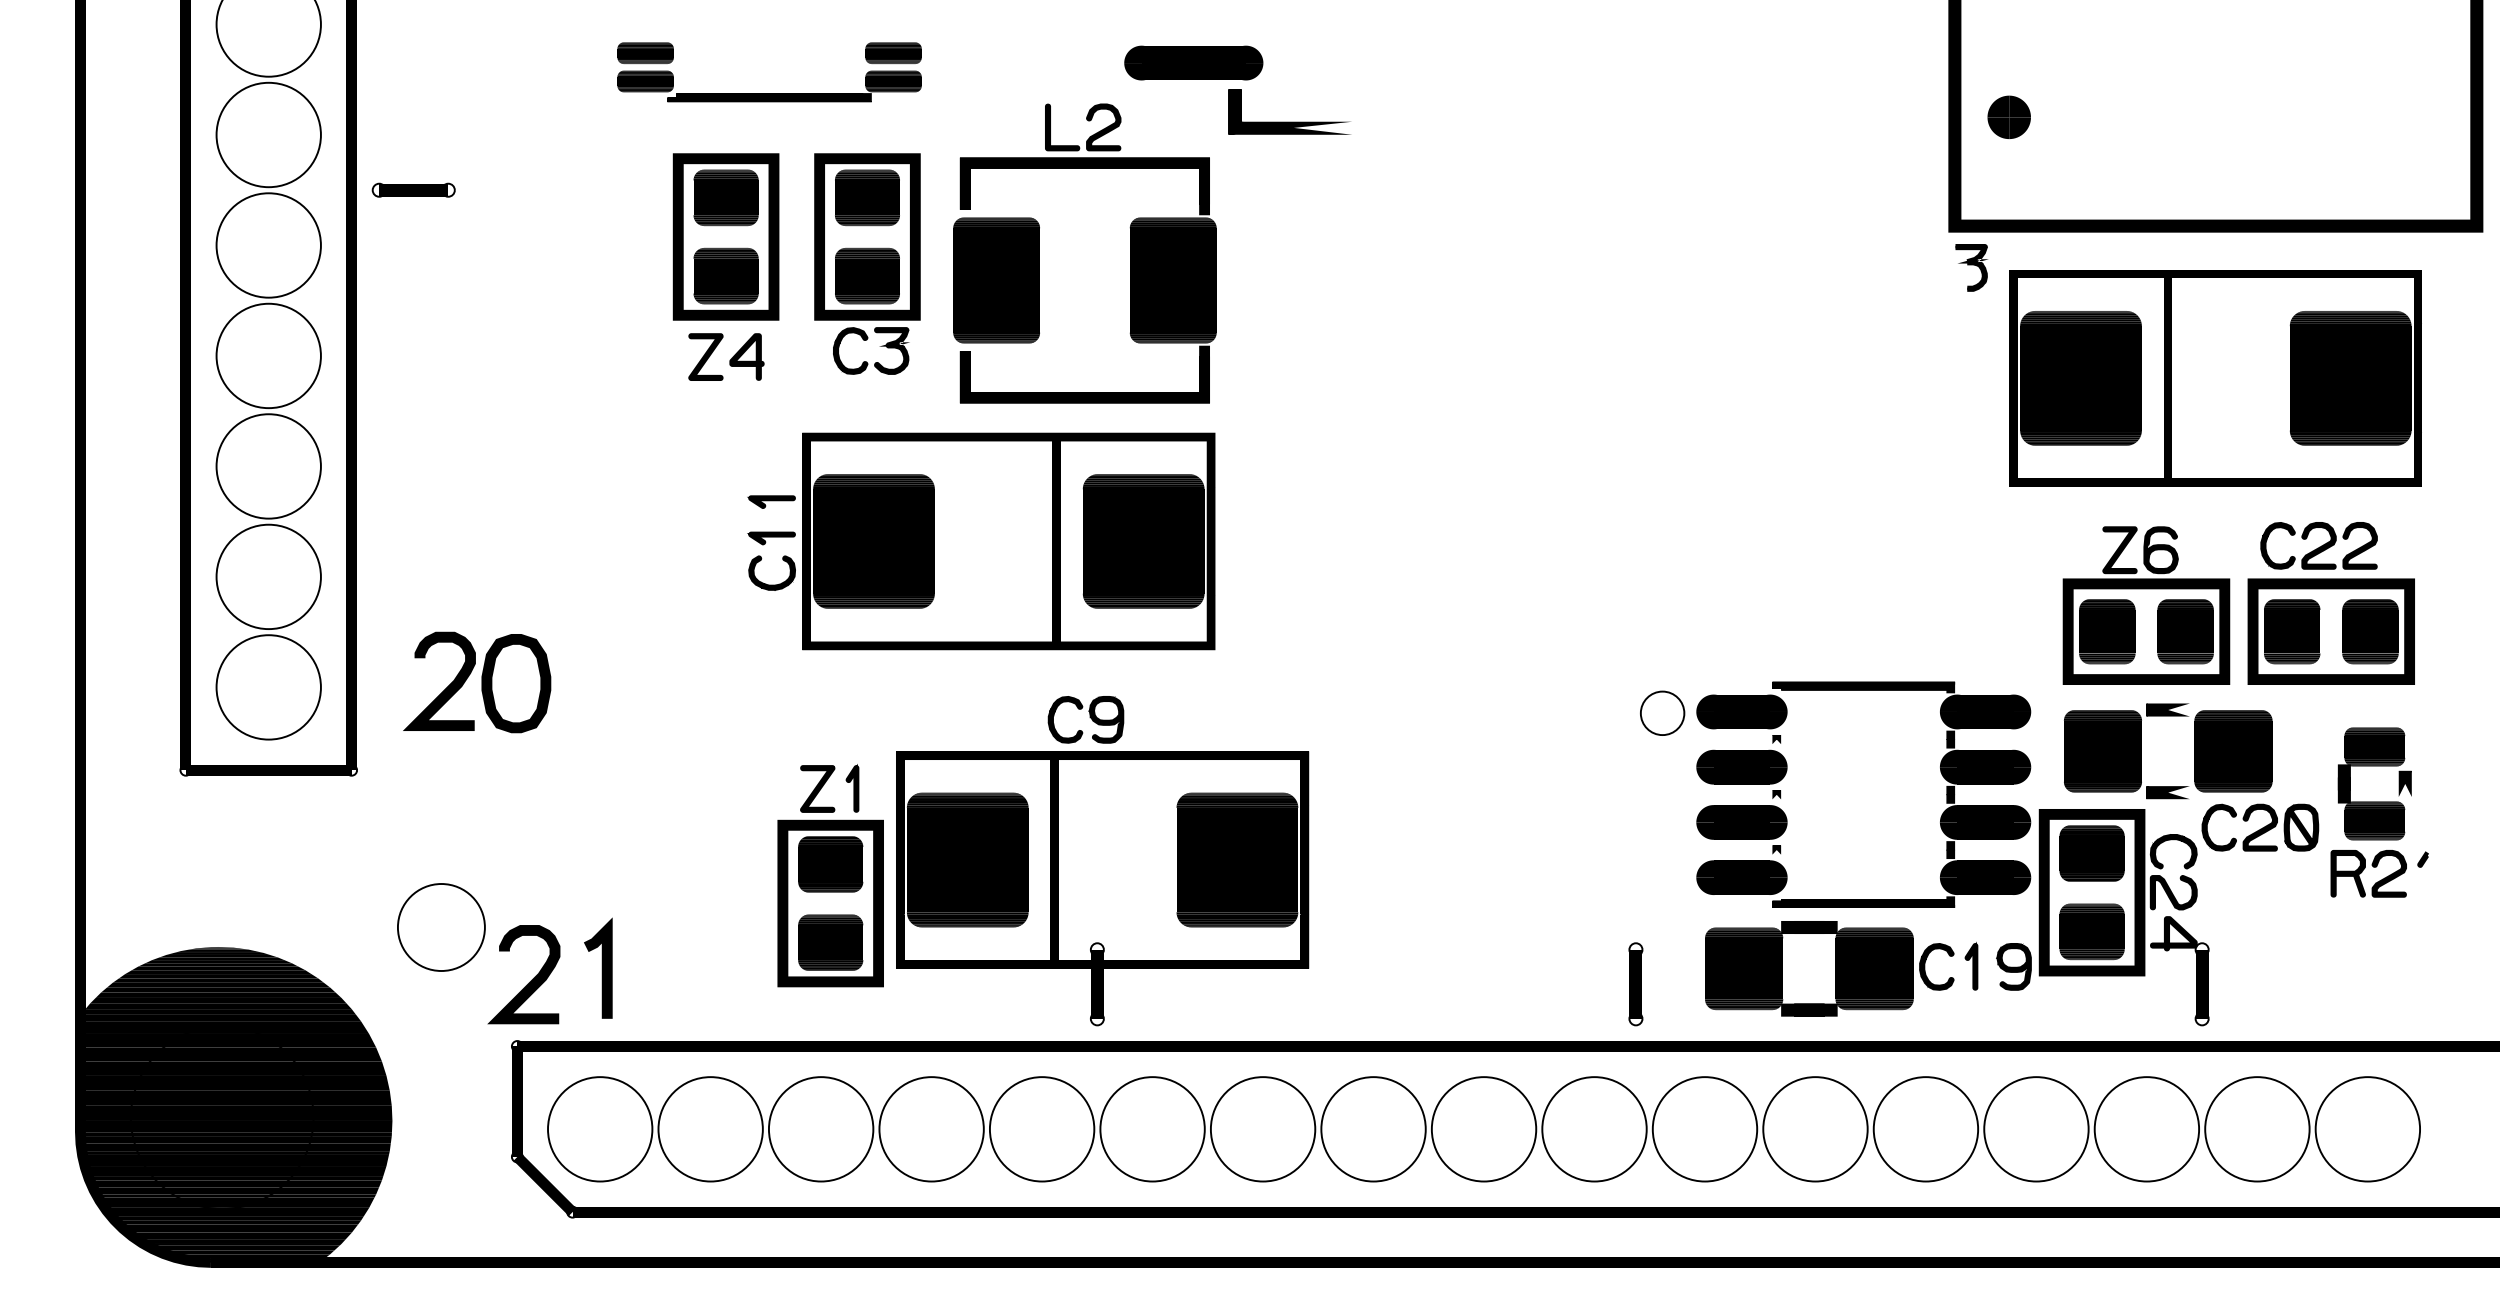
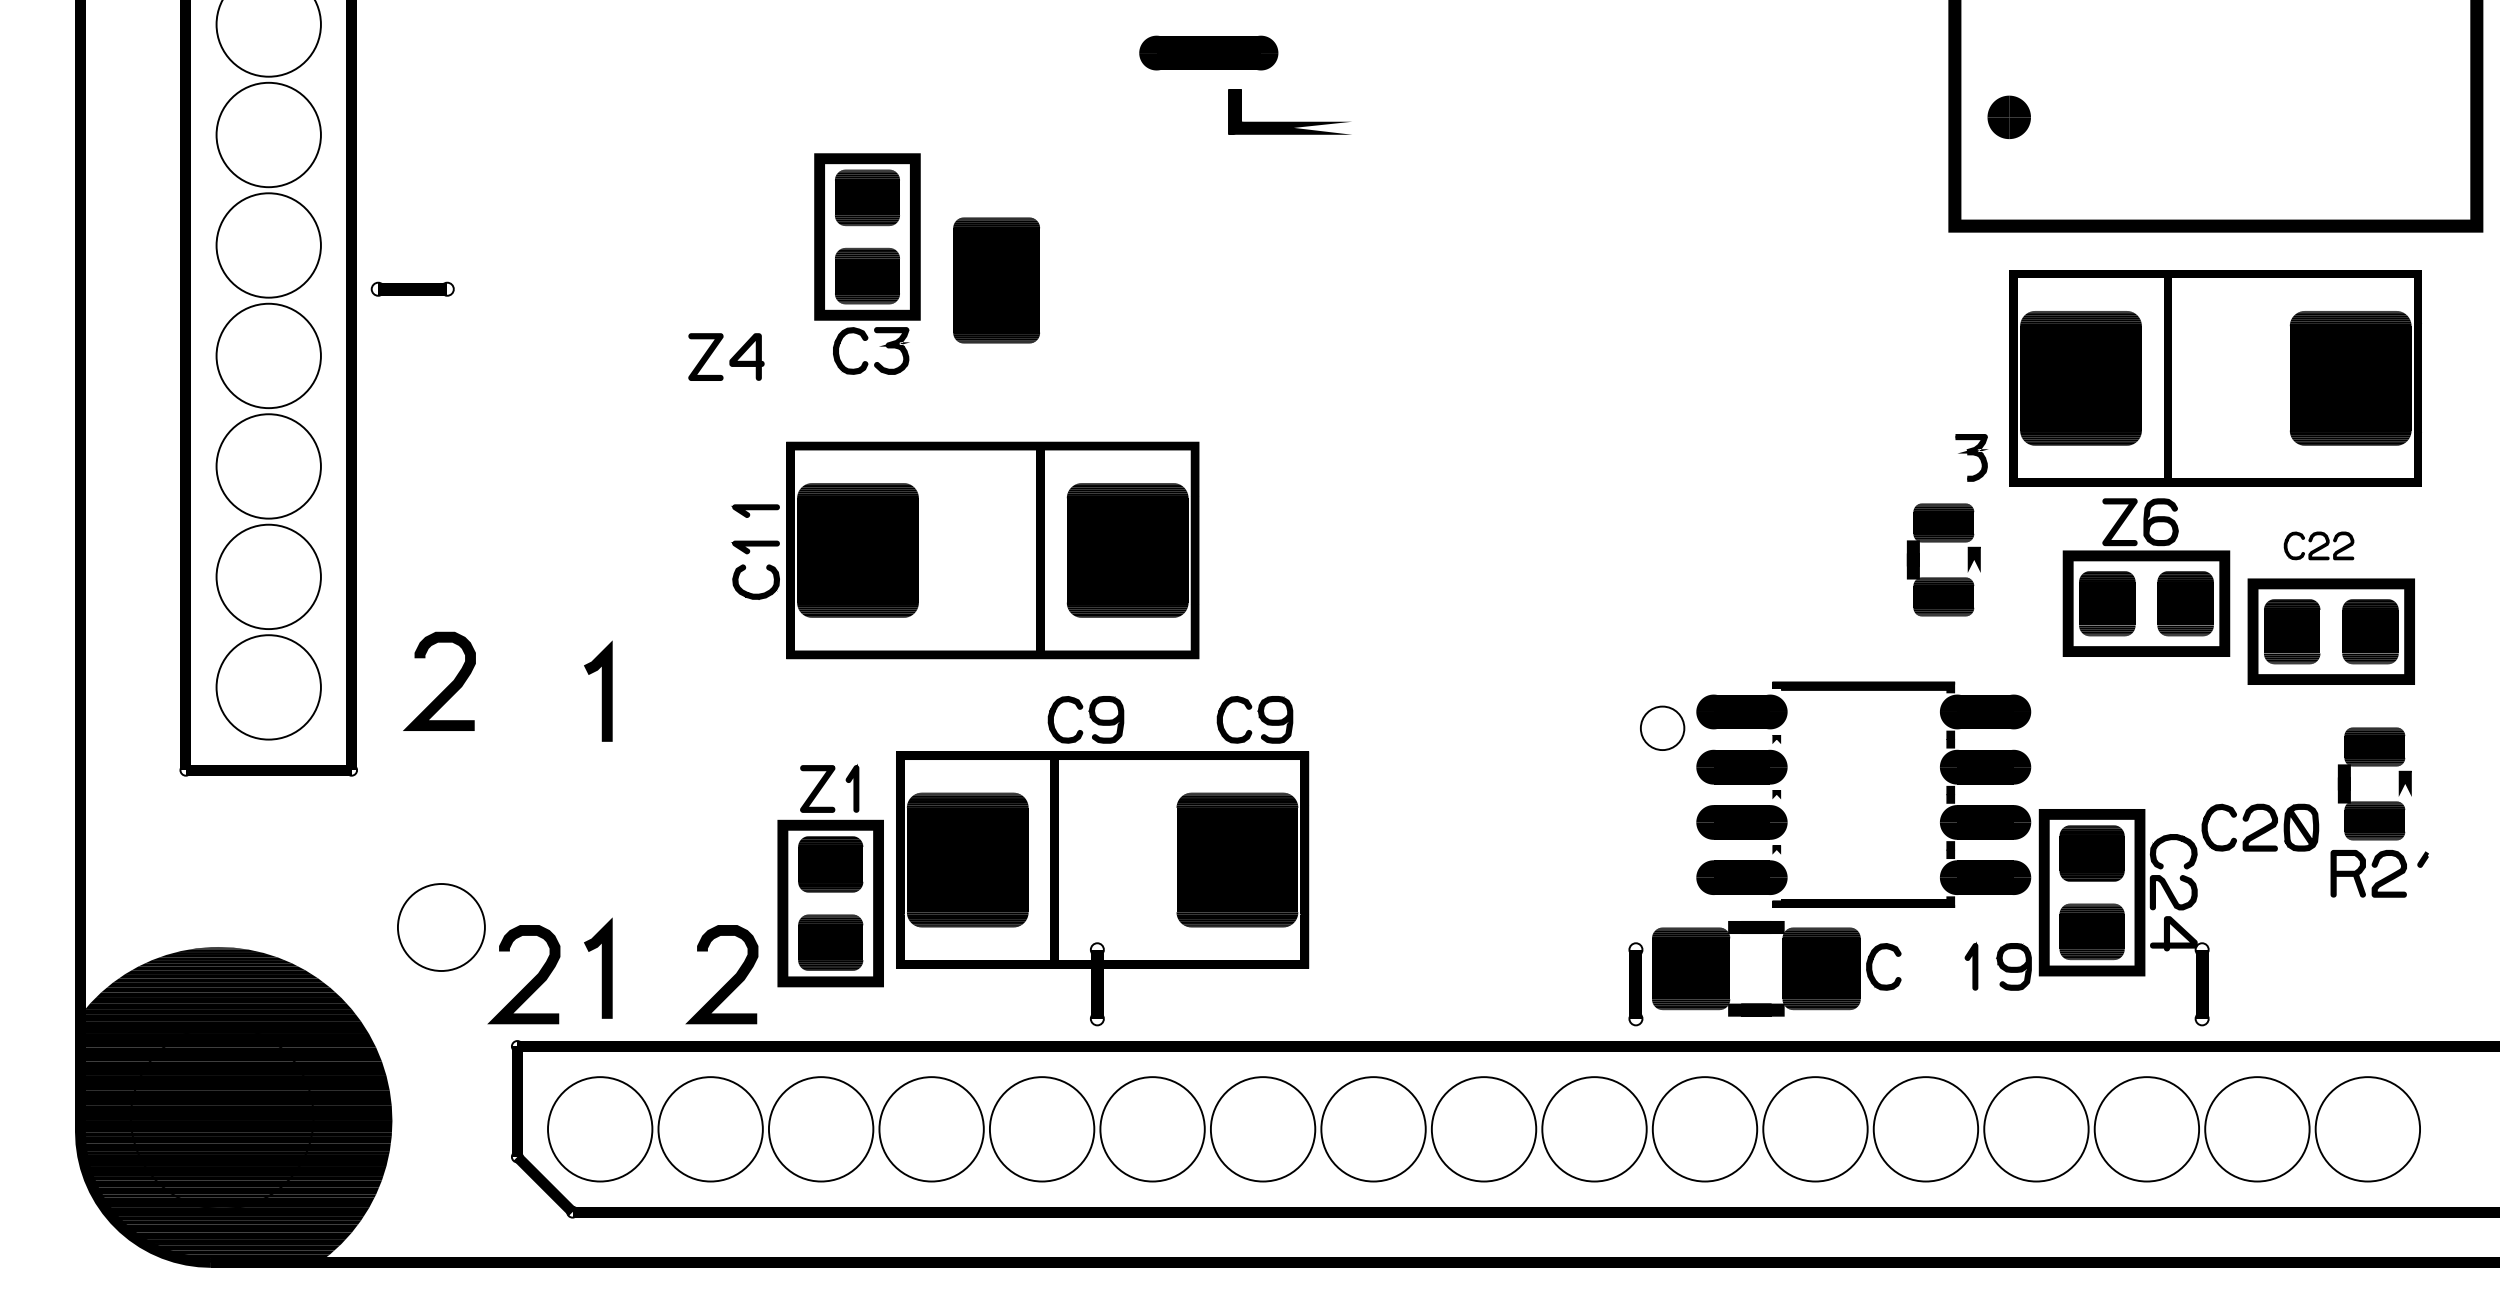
part position: (1193, 62) -> (1208, 52) (1208, 52)
part: present -> none (769, 93)
part position: (413, 189) -> (412, 288) (412, 288)
part: present -> none (725, 236)
part: present -> none (1130, 253)
part position: (1971, 267) -> (1971, 457) (1971, 457)
part position: (981, 541) -> (965, 550) (965, 550)
part: none -> present (1943, 542)
part size: 118x48 px -> 72x30 px (2318, 545)
part position: (2146, 605) -> (2146, 577) (2146, 577)
part: present -> none (516, 683)
line: none -> present (601, 690)
part position: (1662, 712) -> (1662, 727) (1662, 727)
part: none -> present (1254, 719)
part: present -> none (2194, 751)
part position: (1829, 968) -> (1776, 968) (1776, 968)
curve: none -> present (728, 980)
